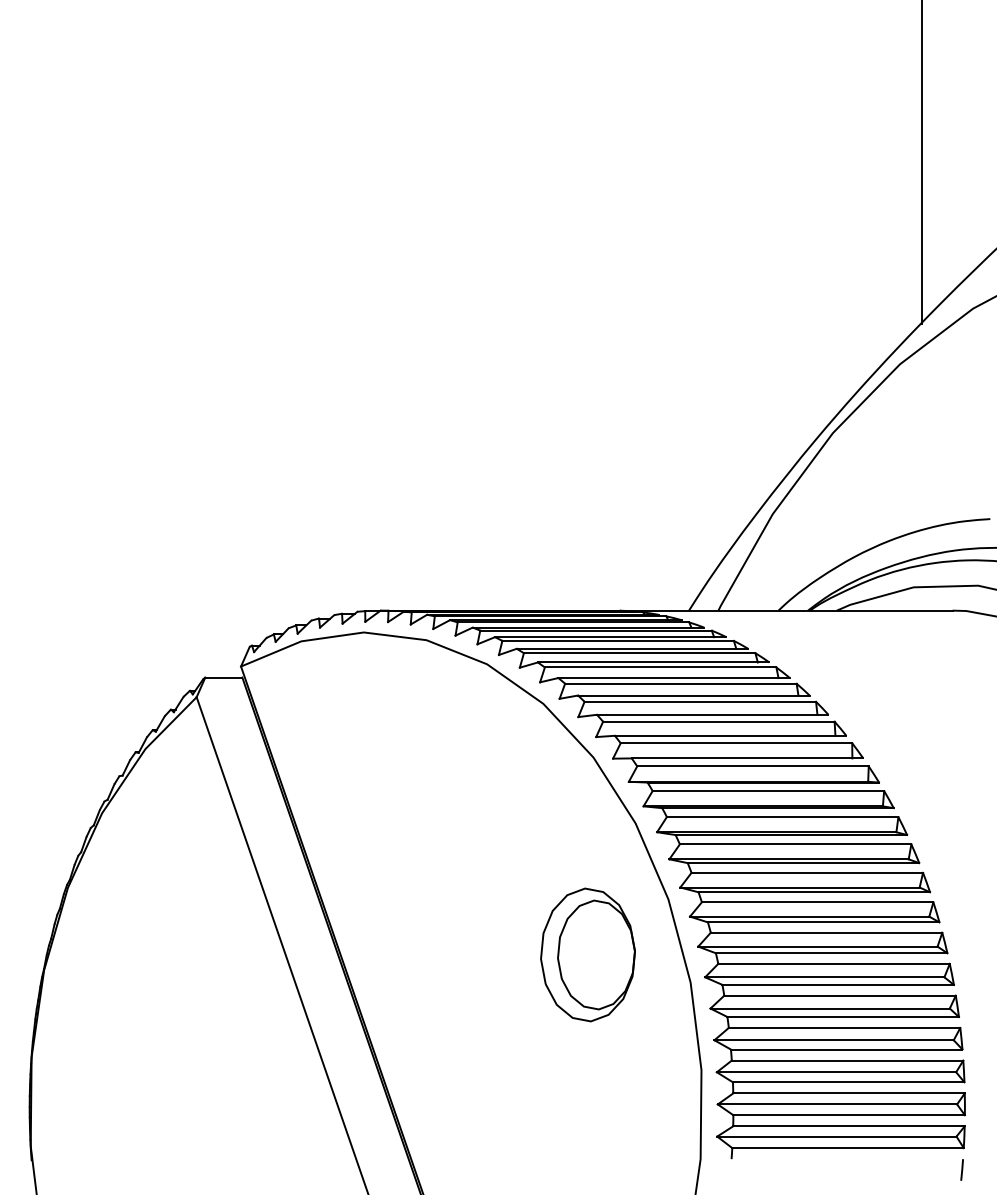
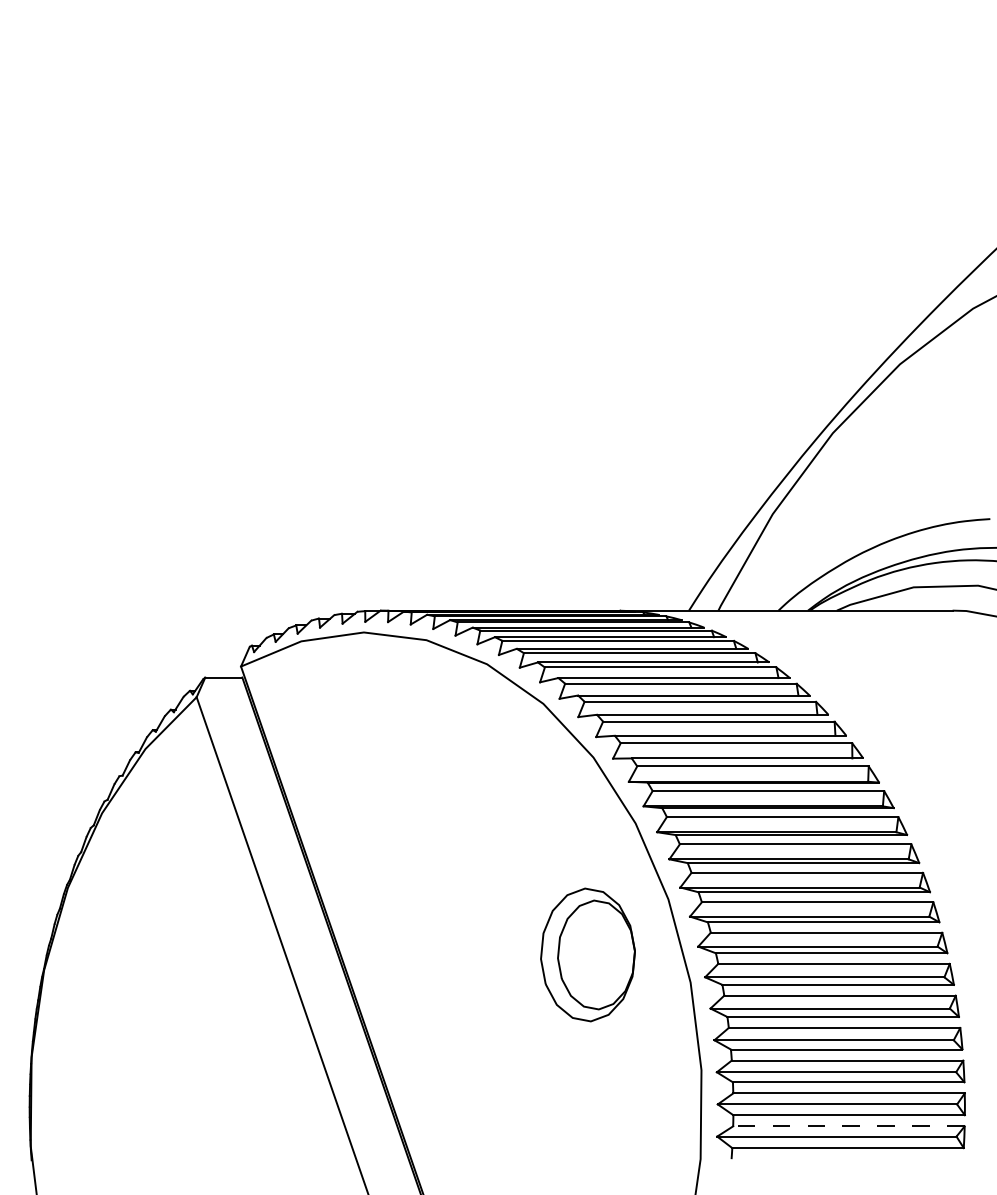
line: present -> none (921, 162)
line: solid -> dashed (848, 1126)
line: present -> none (961, 1169)
